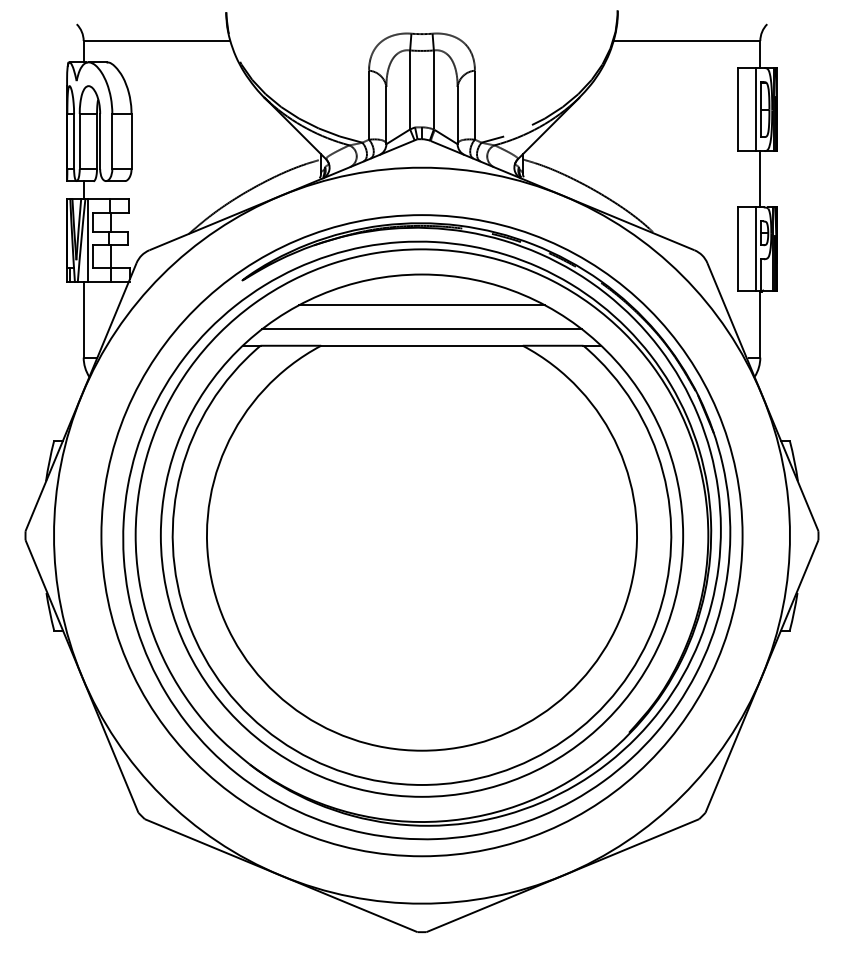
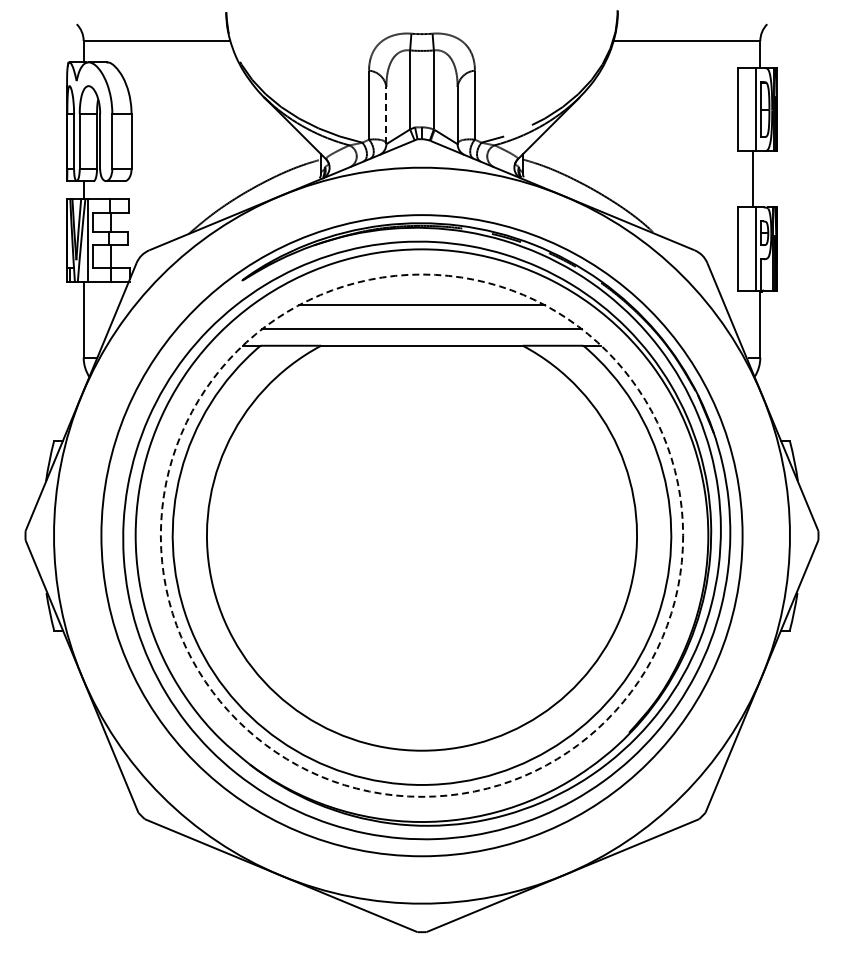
line: solid -> dashed (386, 115)
line position: (760, 179) -> (753, 179) (753, 179)
circle: solid -> dashed (421, 535)
